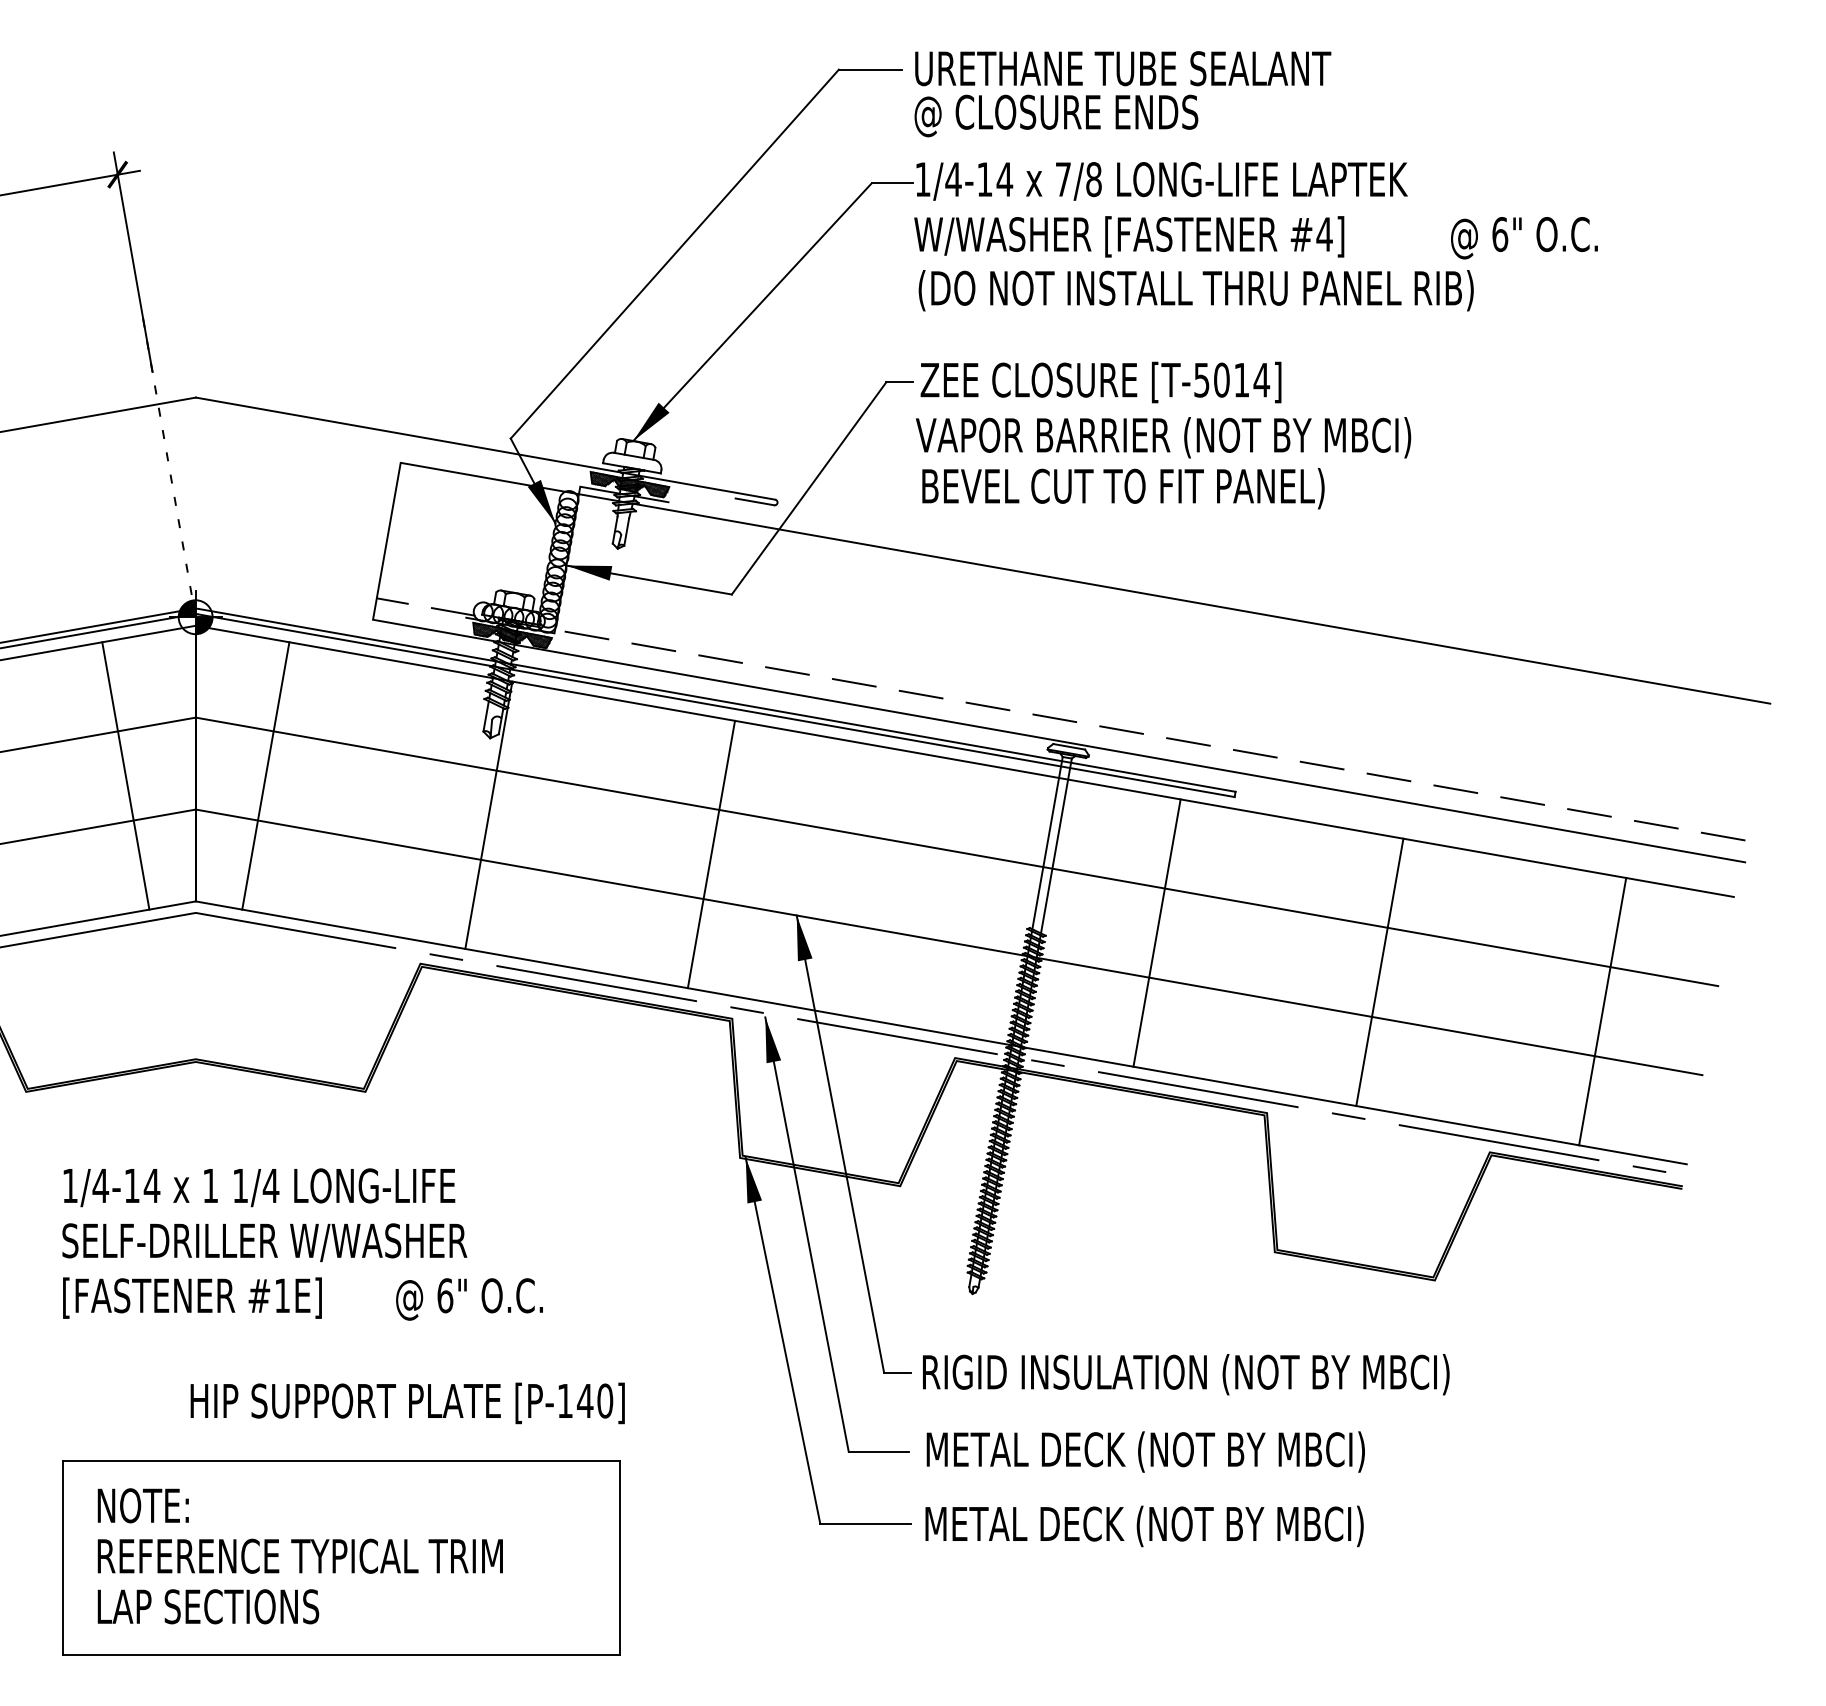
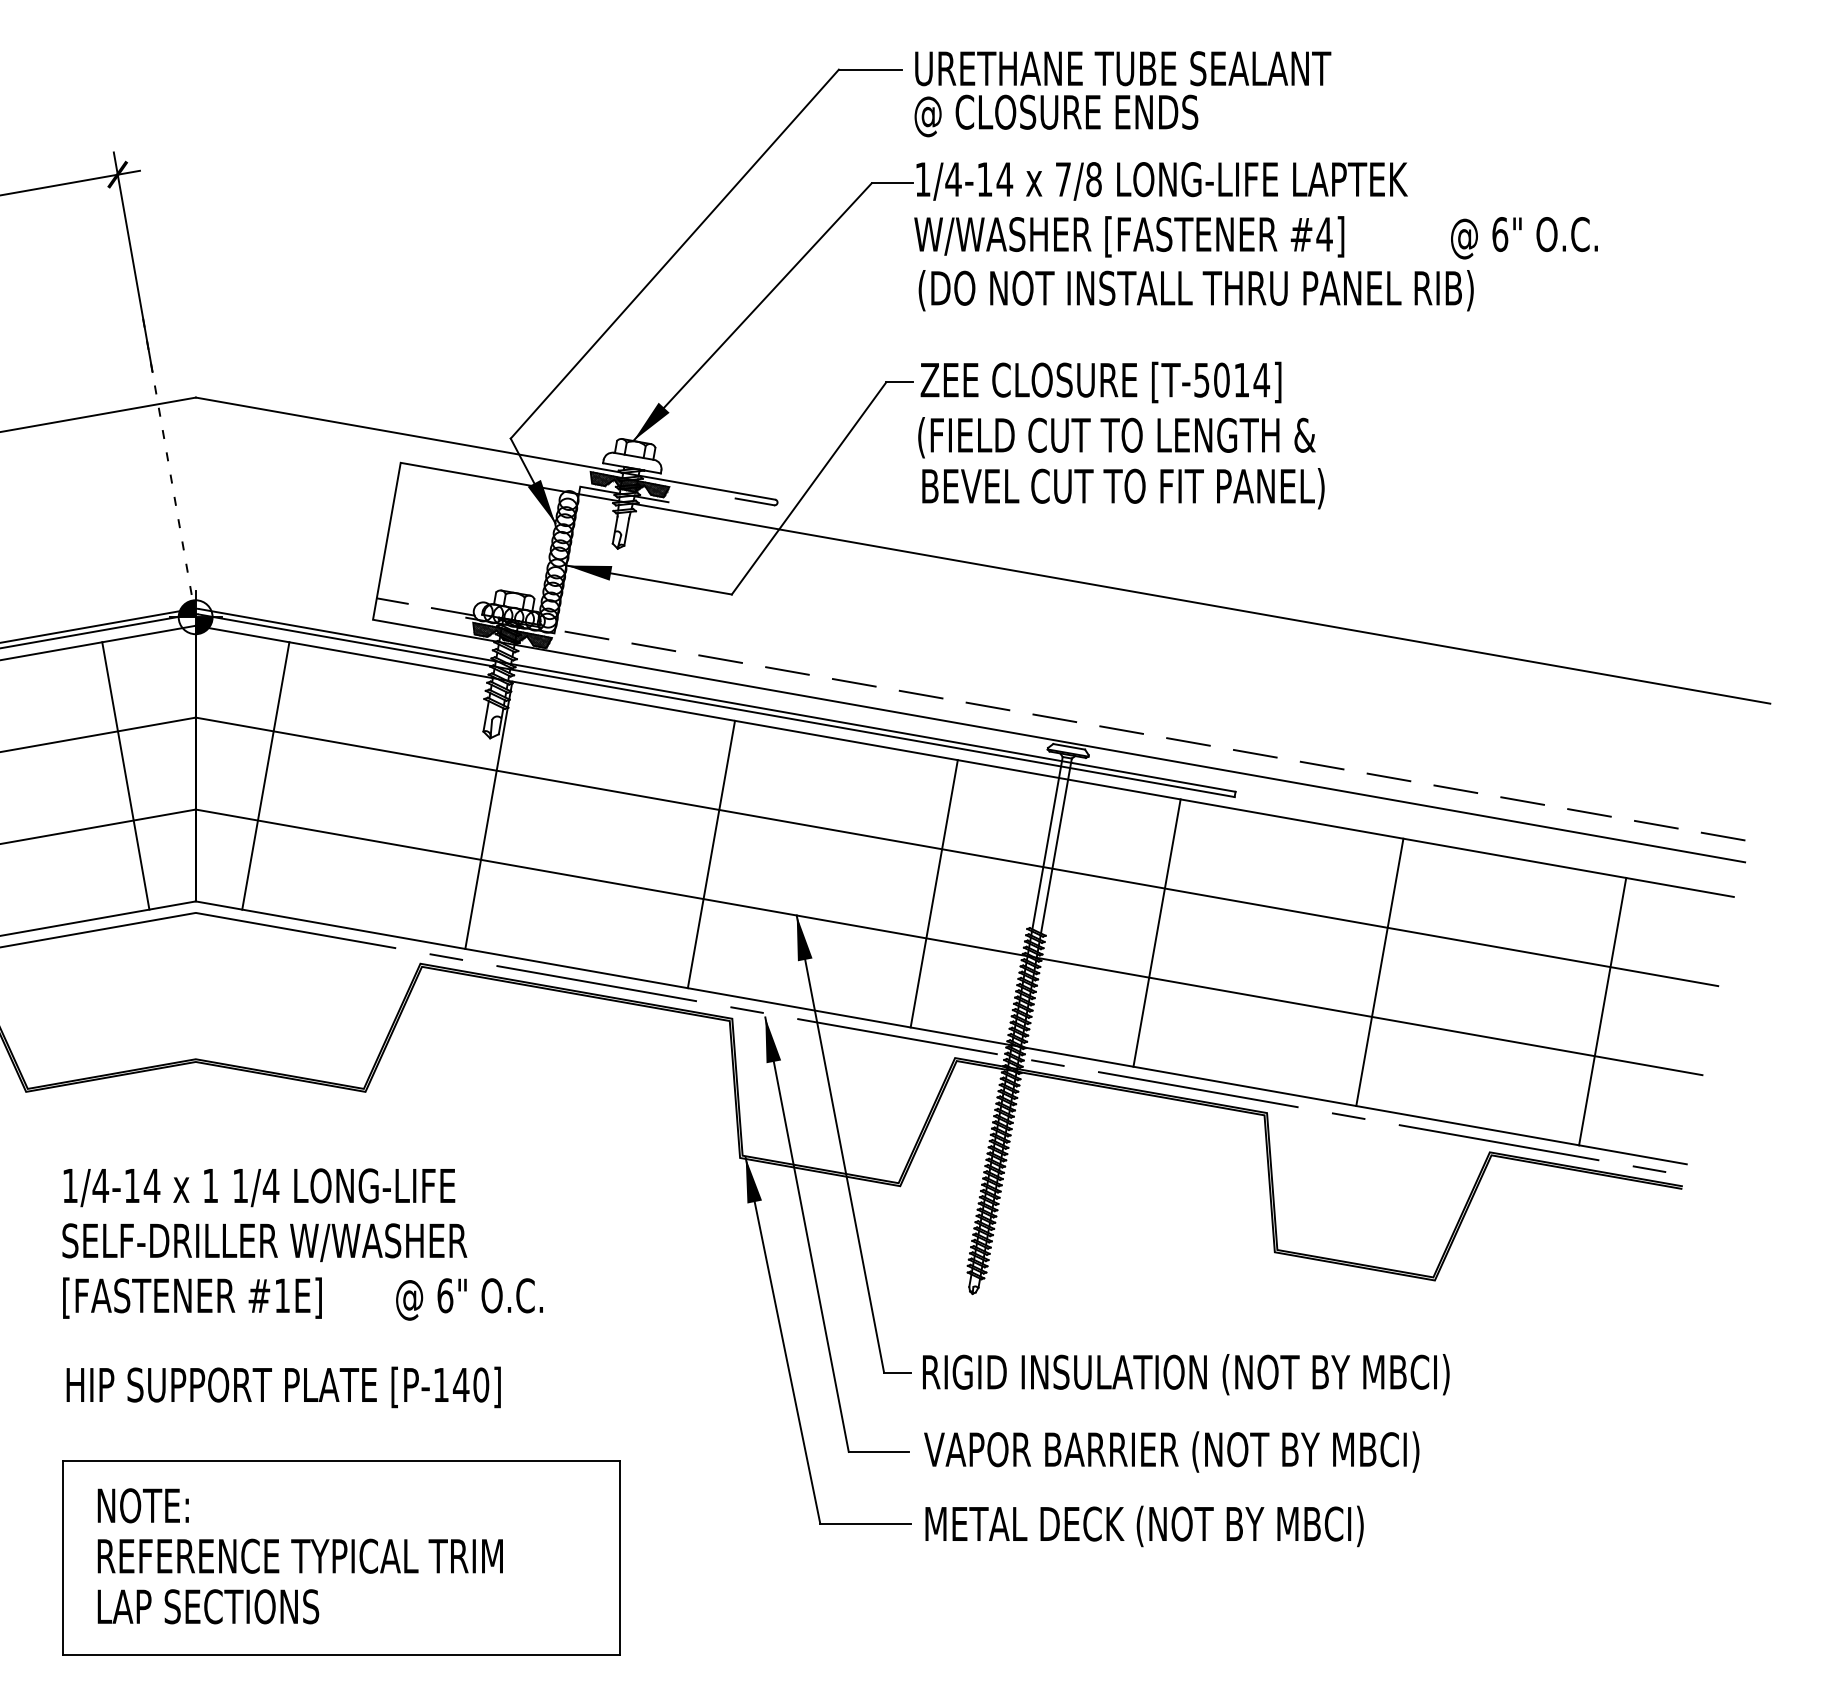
text: VAPOR BARRIER (NOT BY MBCI) -> (FIELD CUT TO LENGTH & (1163, 437)
line: none -> present (933, 893)
text position: (407, 1403) -> (283, 1387) (283, 1387)
text: METAL DECK (NOT BY MBCI) -> VAPOR BARRIER (NOT BY MBCI) (1171, 1451)
